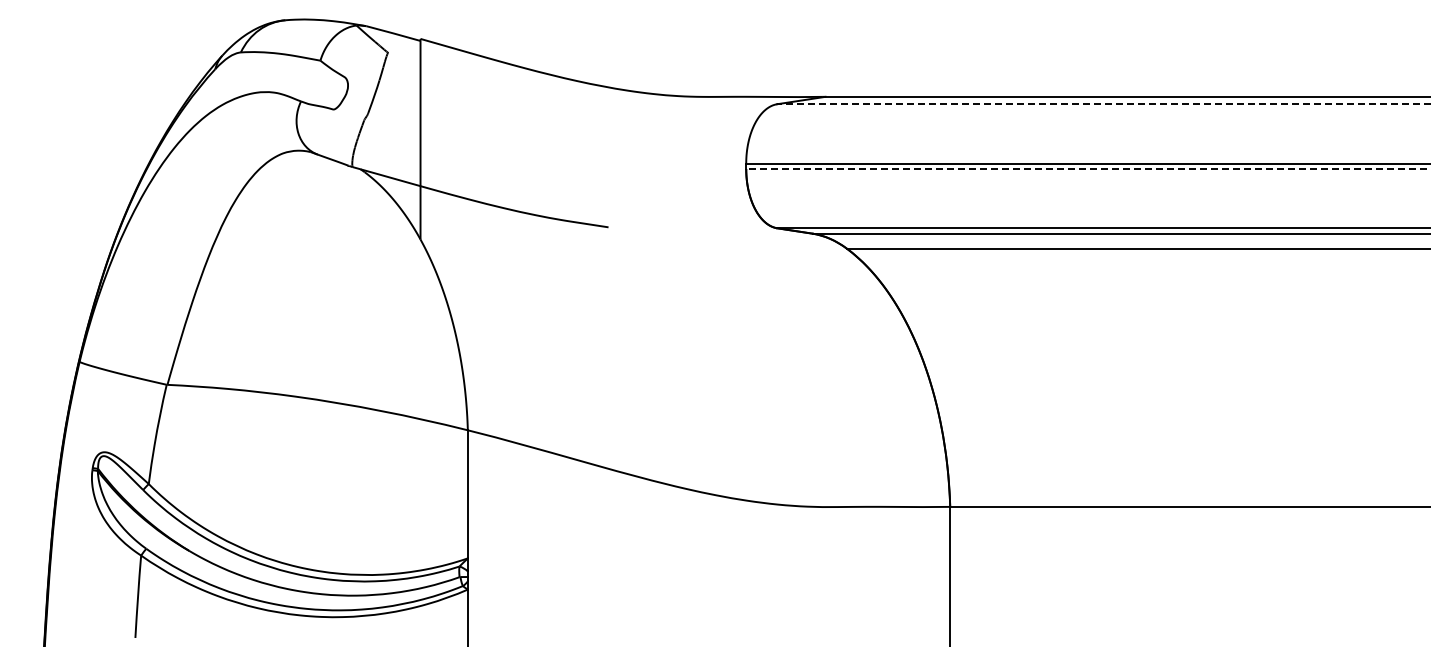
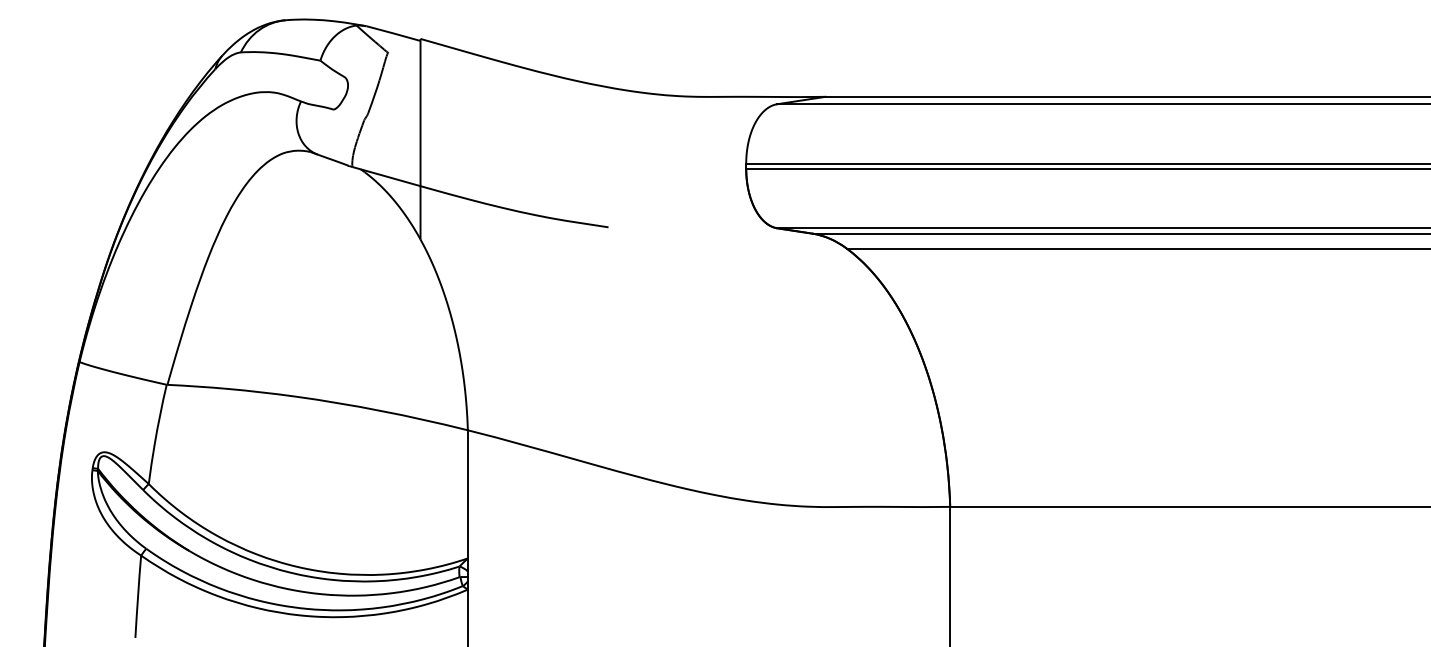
line: dashed -> solid (1103, 104)
line: dashed -> solid (1088, 169)
